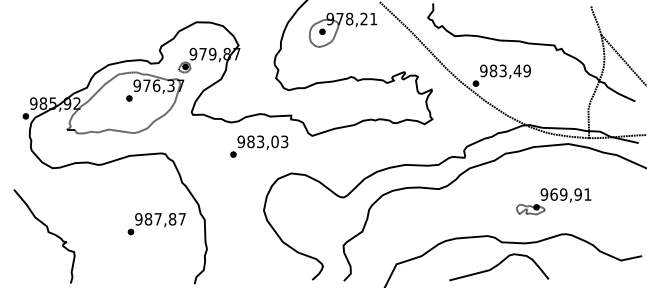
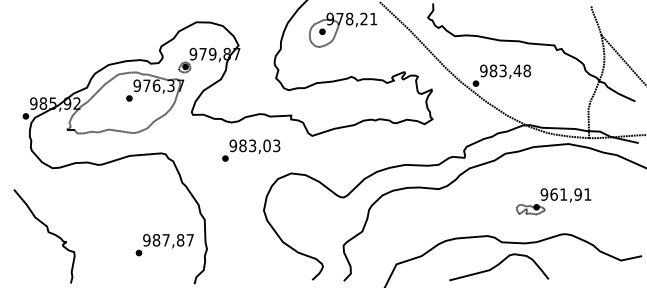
text: 983,49 -> 983,48 (526, 70)
text position: (259, 146) -> (251, 150) (251, 150)
text: 969,91 -> 961,91 (563, 194)
text position: (156, 224) -> (164, 245) (164, 245)
